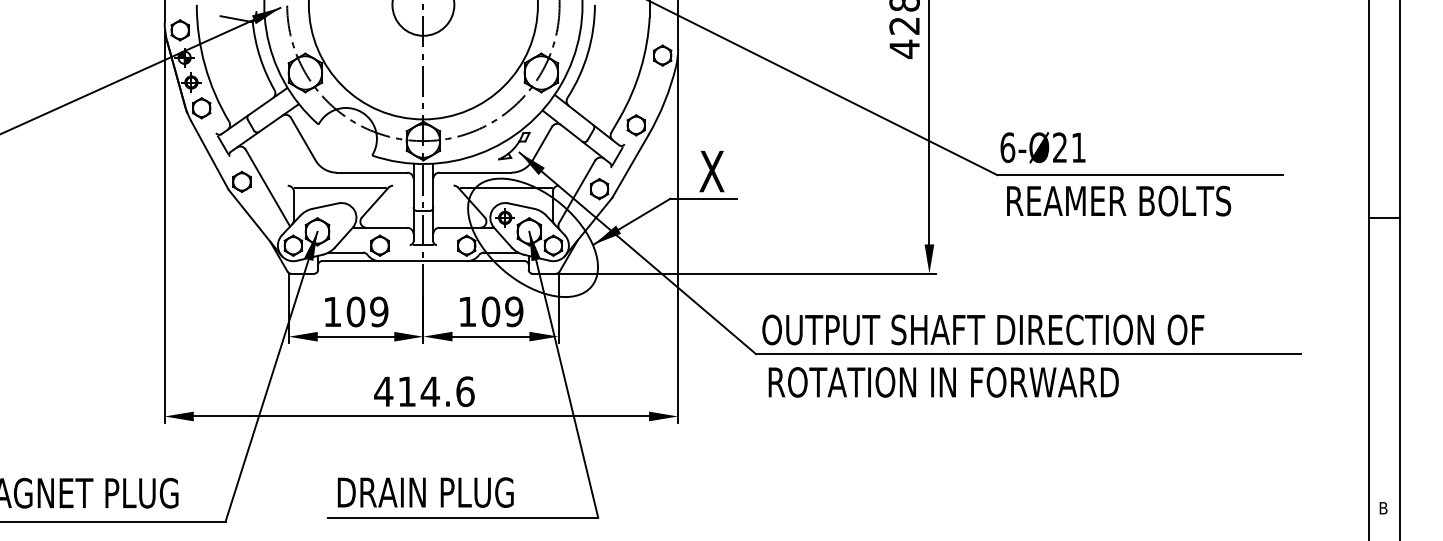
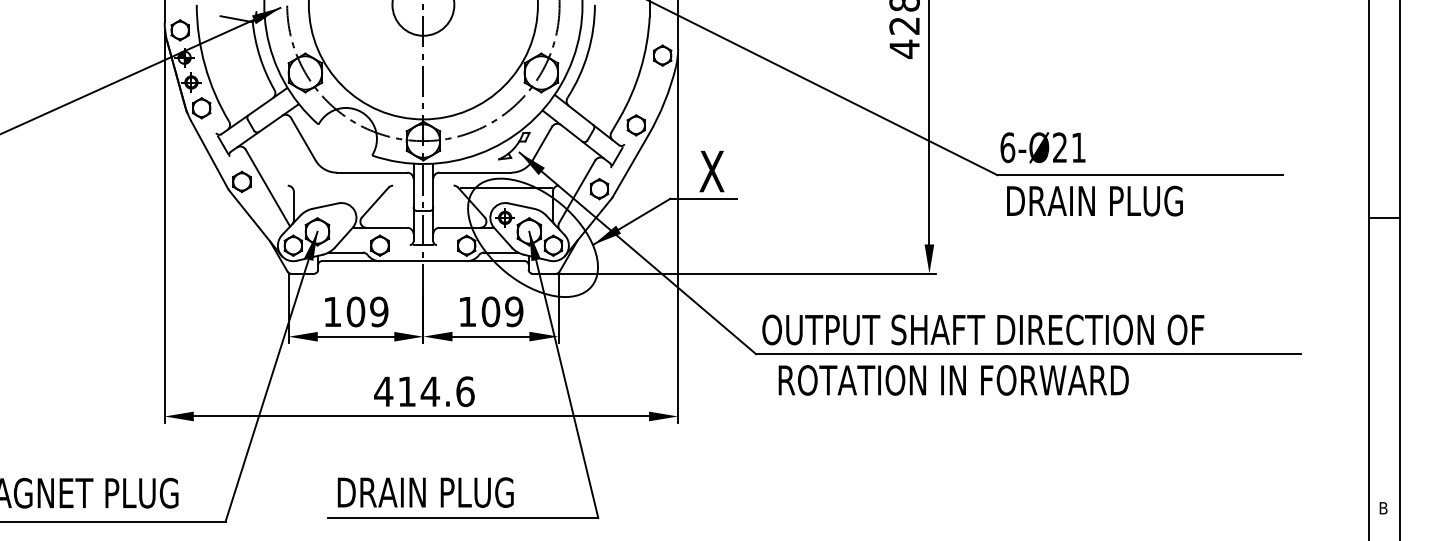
line: present -> none (340, 187)
text: REAMER BOLTS -> DRAIN PLUG (1120, 200)
text position: (943, 382) -> (953, 380) (953, 380)
